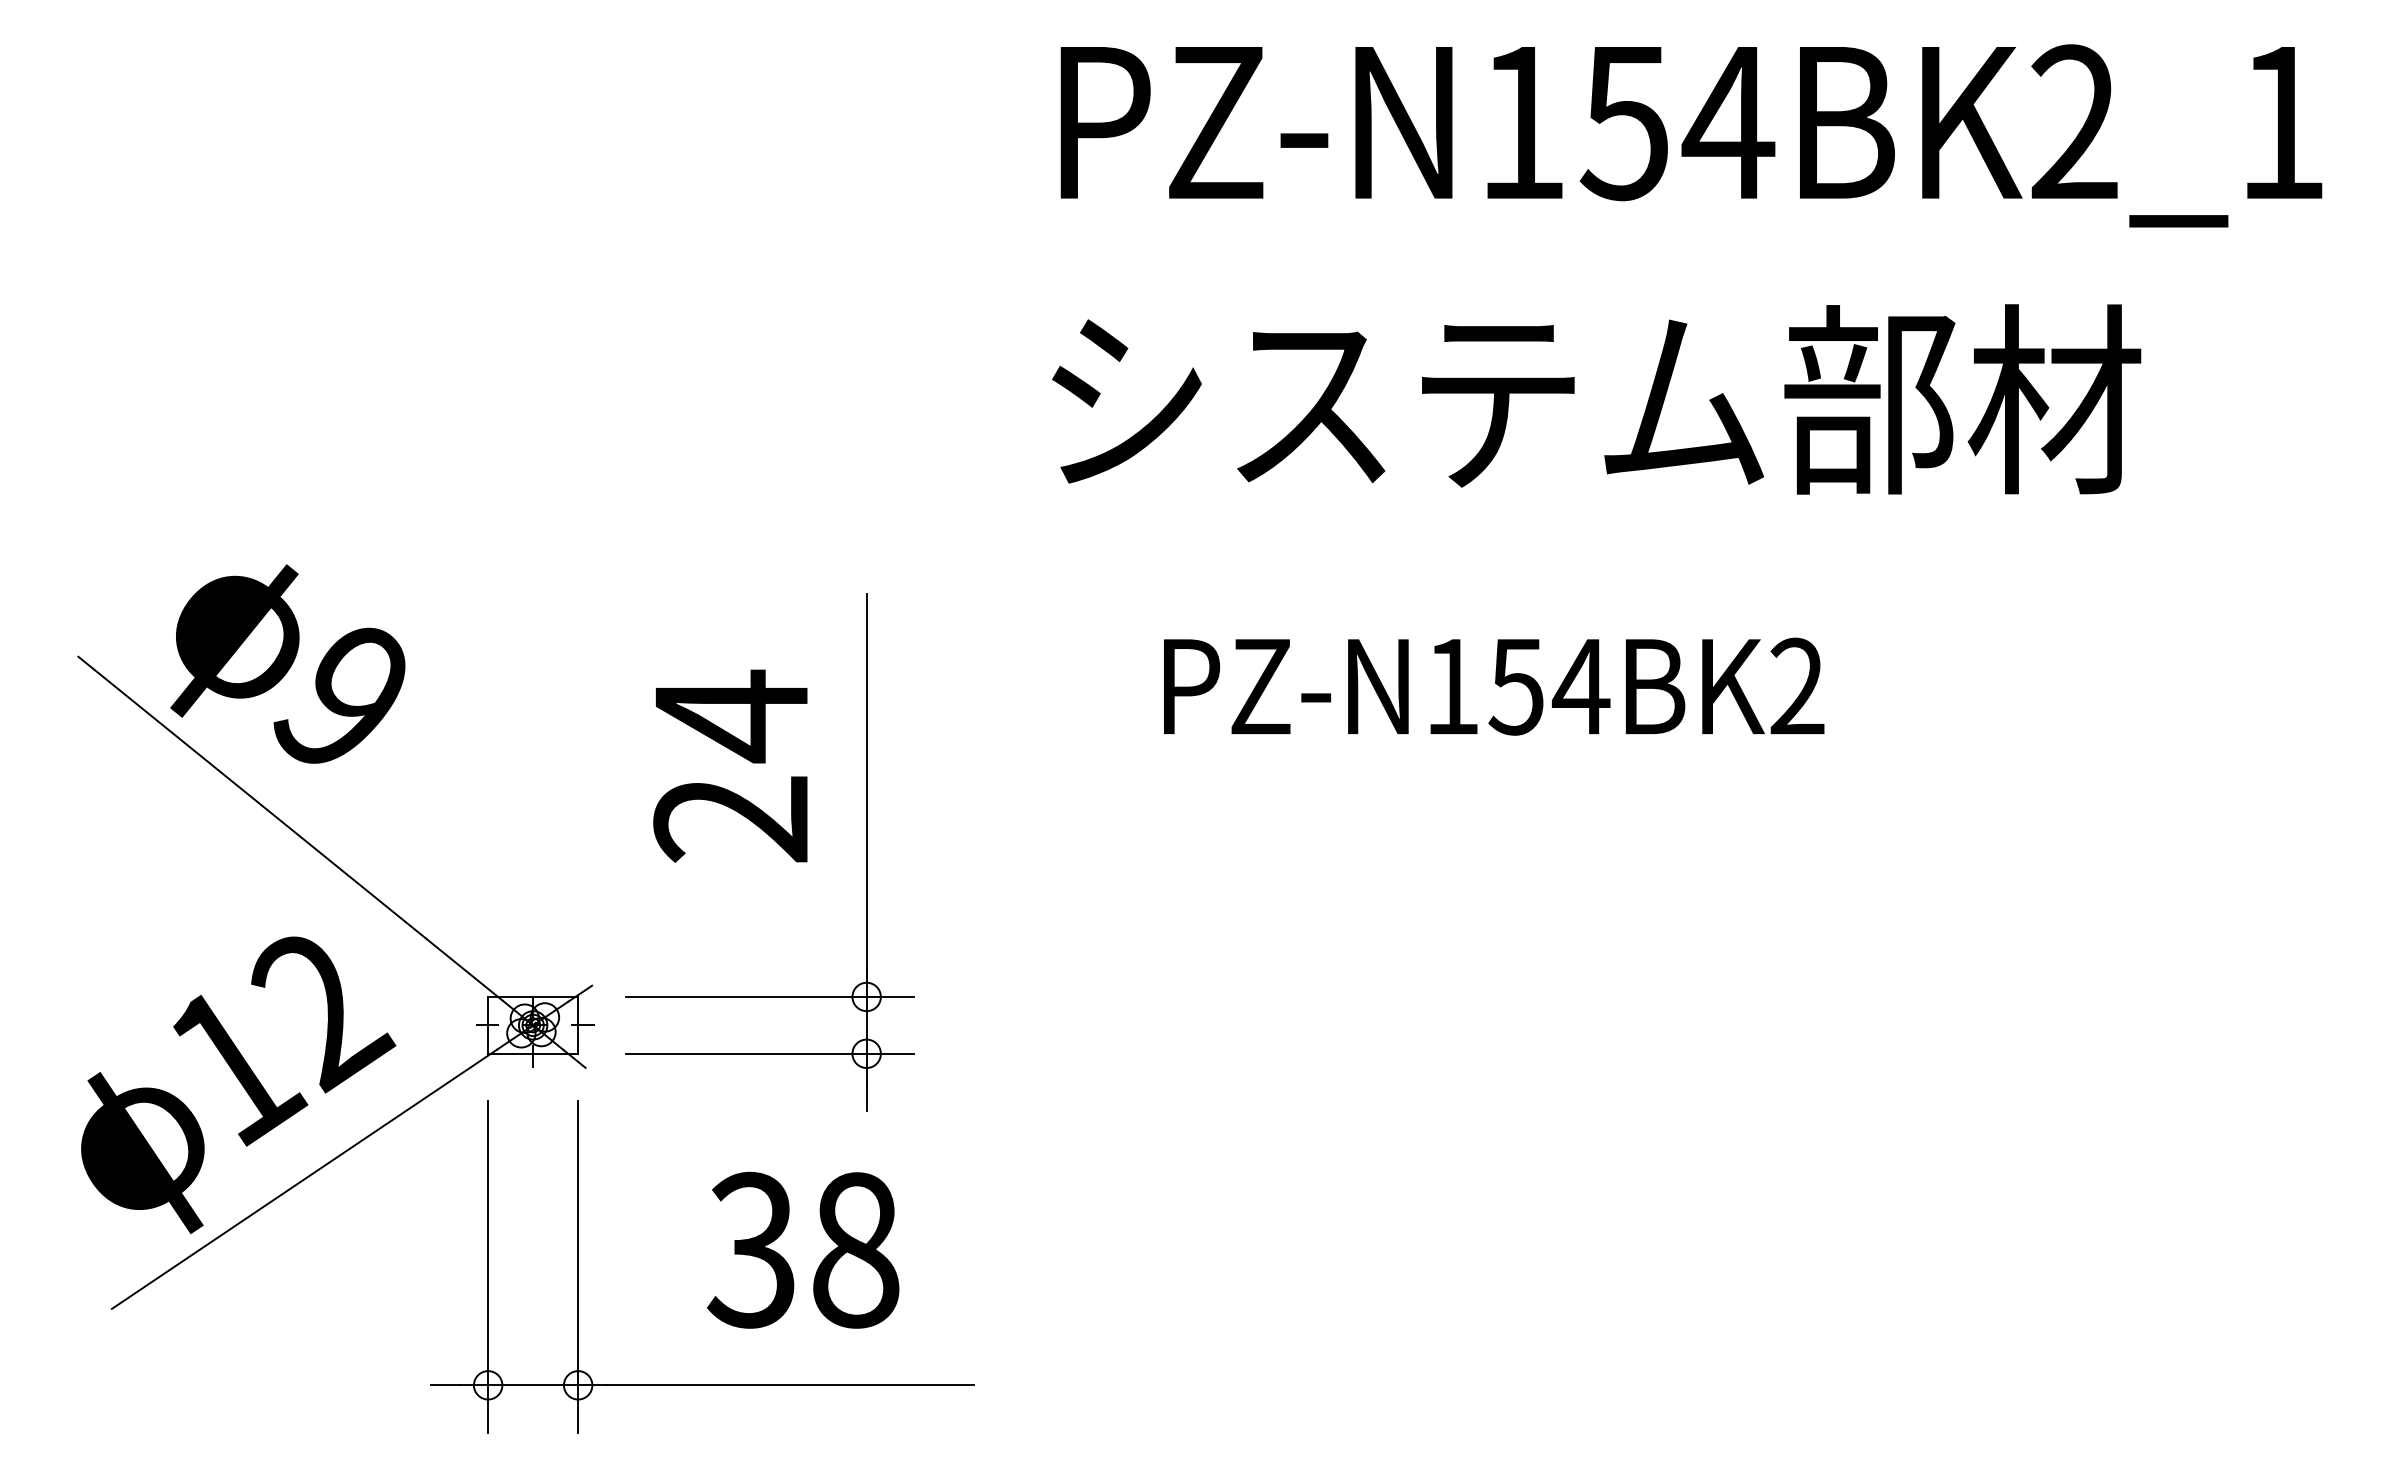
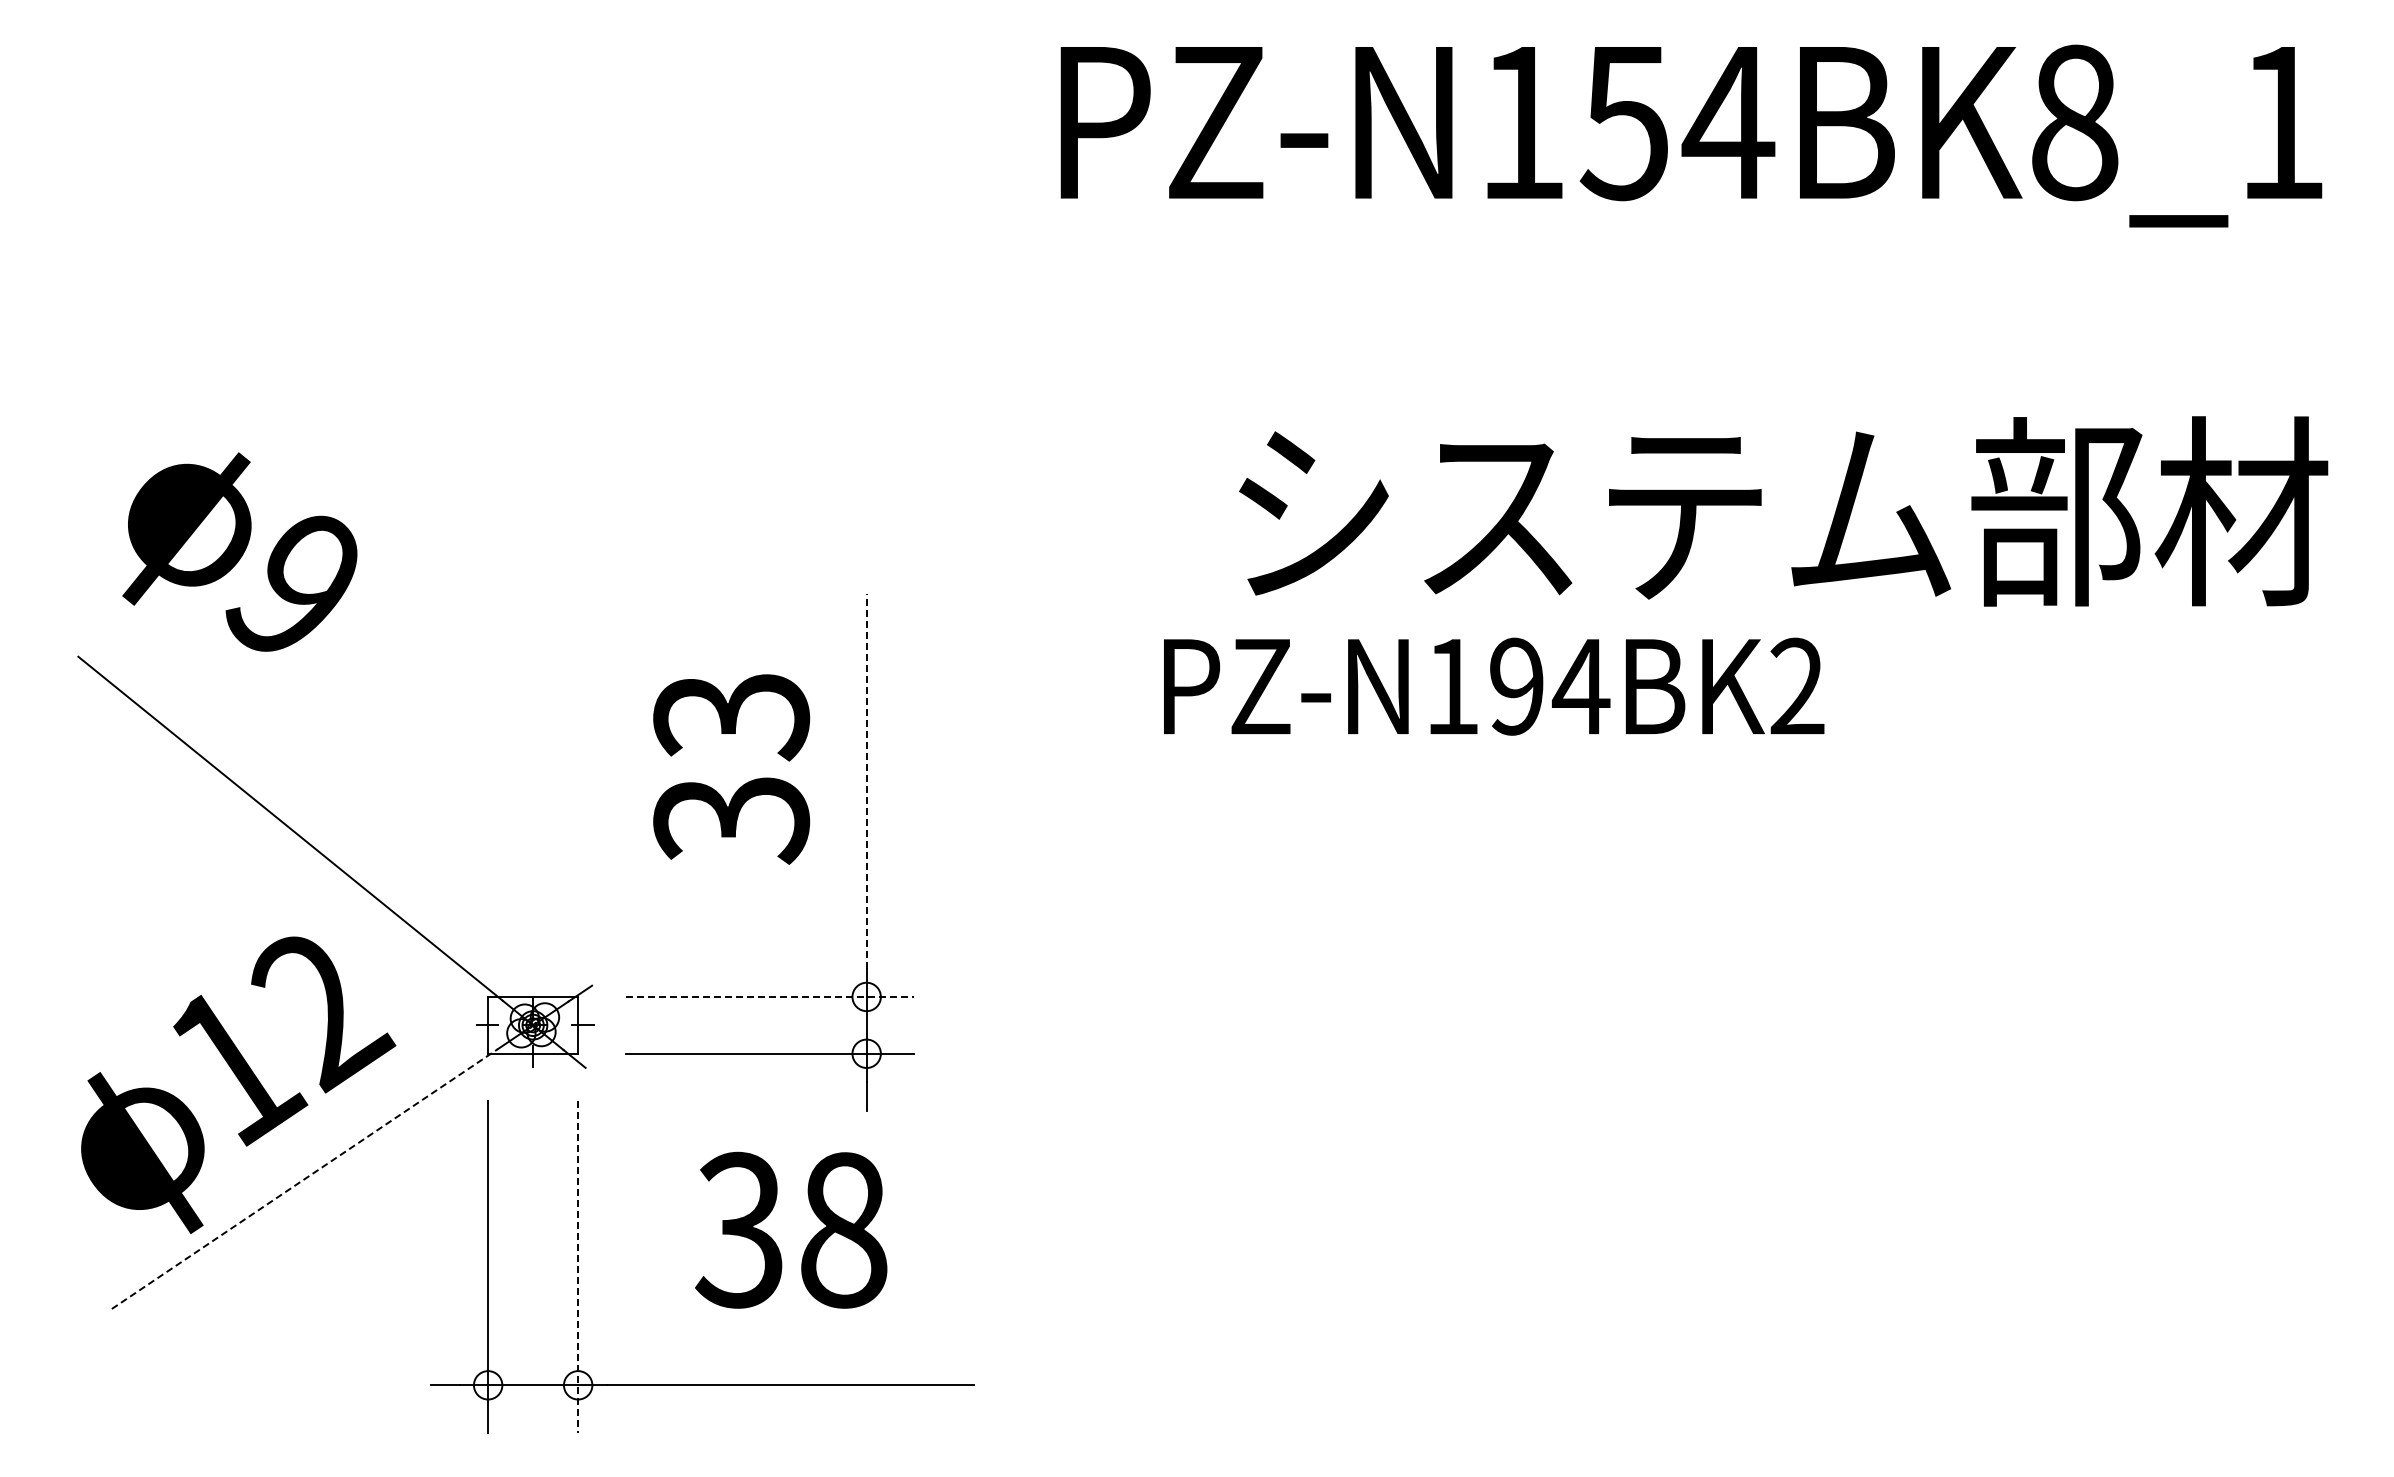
text: PZ-N154BK2_1 -> PZ-N154BK8_1 (2074, 122)
text position: (1596, 399) -> (1783, 511) (1783, 511)
text position: (287, 663) -> (239, 551) (239, 551)
text: PZ-N154BK2 -> PZ-N194BK2 (1515, 686)
text: 24 -> 33 (731, 766)
line: solid -> dashed (866, 780)
line: solid -> dashed (770, 996)
line: solid -> dashed (304, 1179)
text position: (803, 1249) -> (791, 1229) (791, 1229)
line: solid -> dashed (578, 1266)
